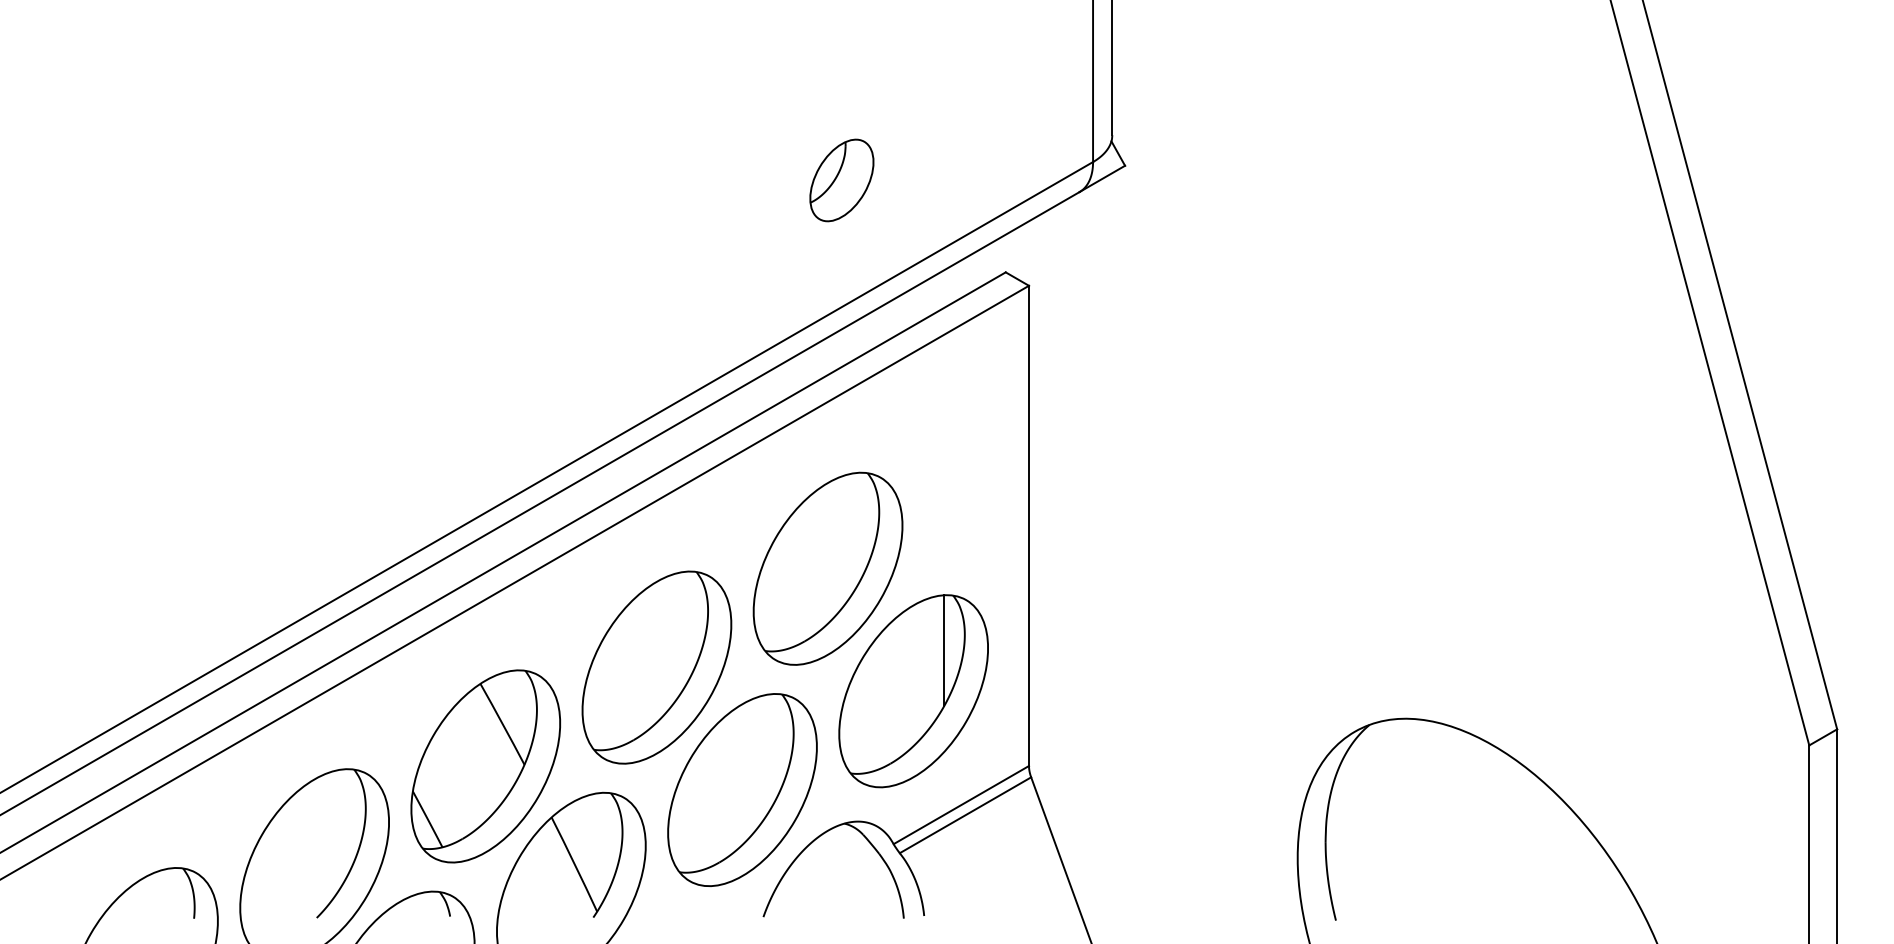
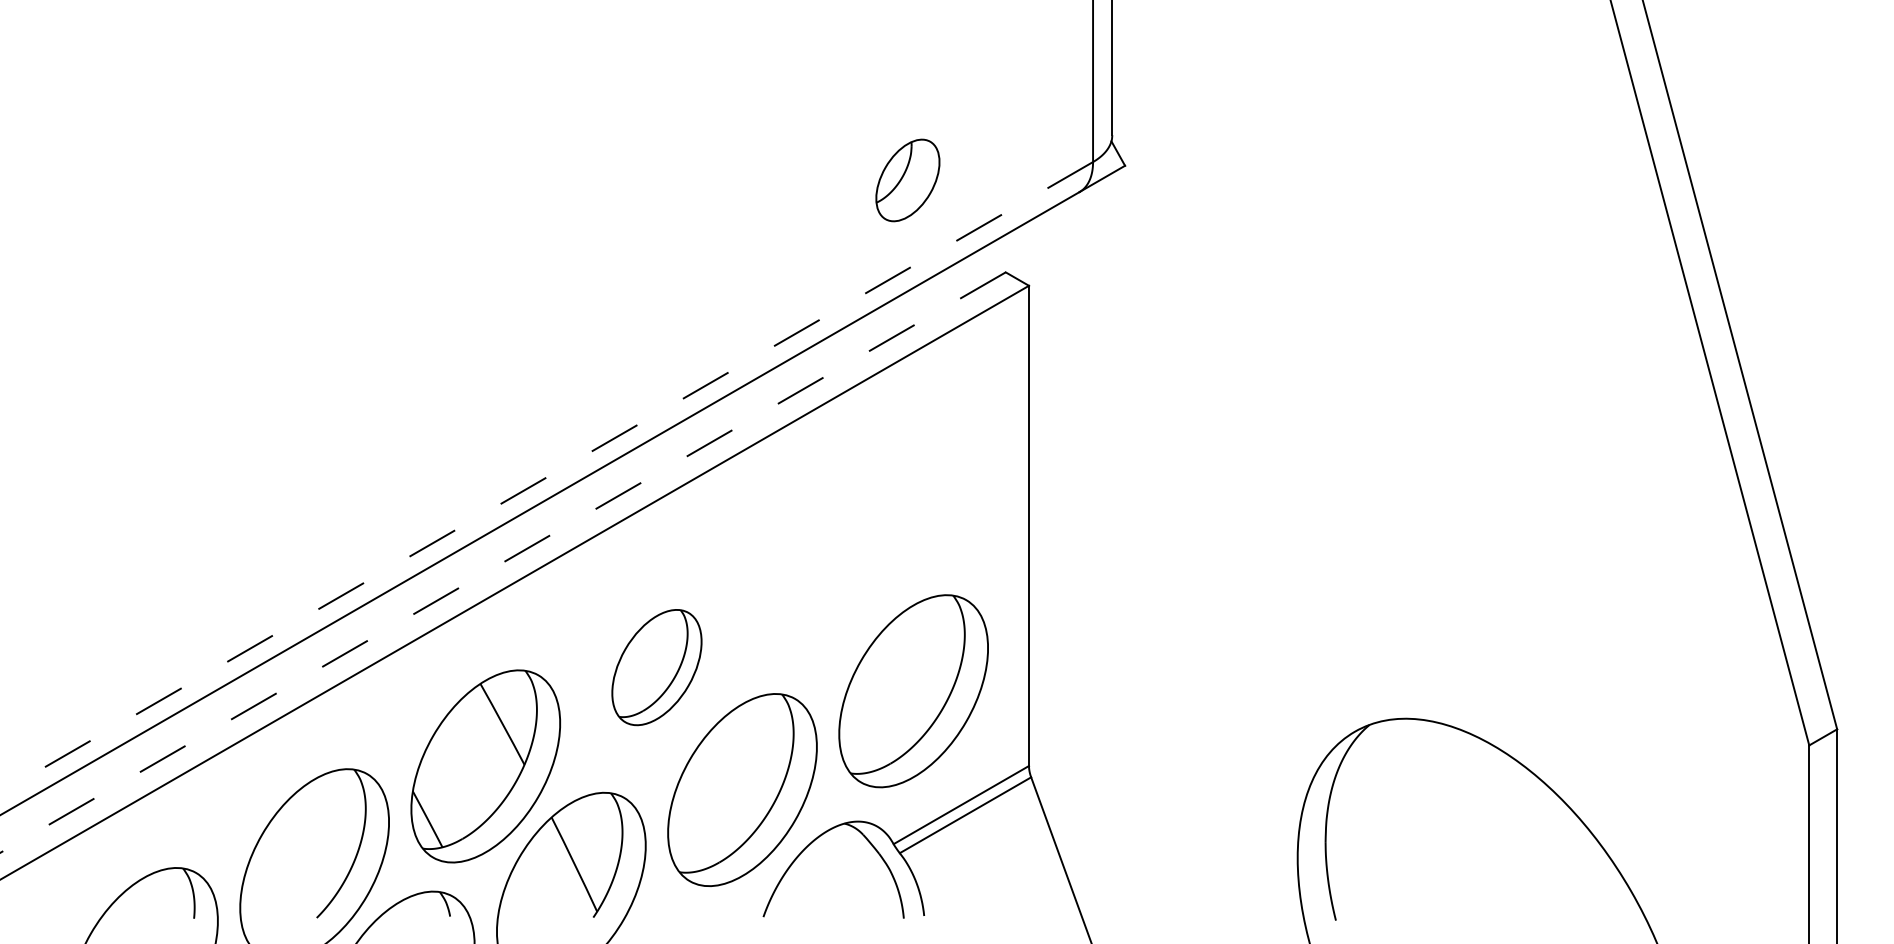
part position: (841, 180) -> (907, 180) (907, 180)
line: solid -> dashed (546, 477)
line: solid -> dashed (502, 562)
part: present -> none (827, 568)
line: present -> none (944, 650)
part size: 152x195 px -> 92x118 px (656, 667)
